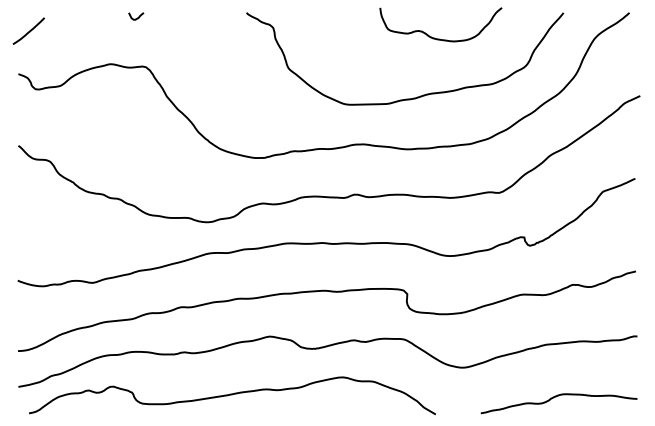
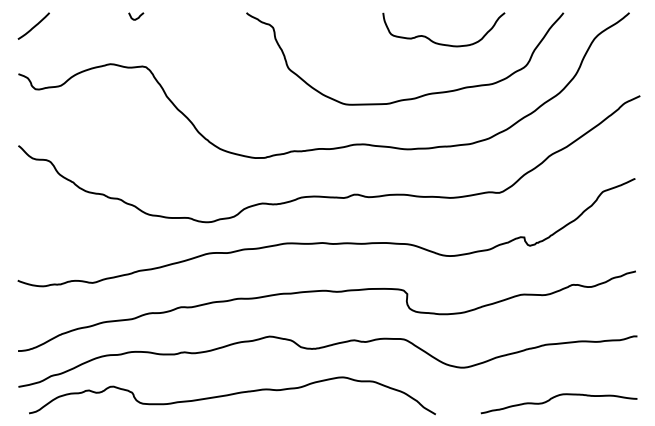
curve position: (29, 30) -> (34, 25) (34, 25)
curve position: (440, 38) -> (443, 43) (443, 43)
